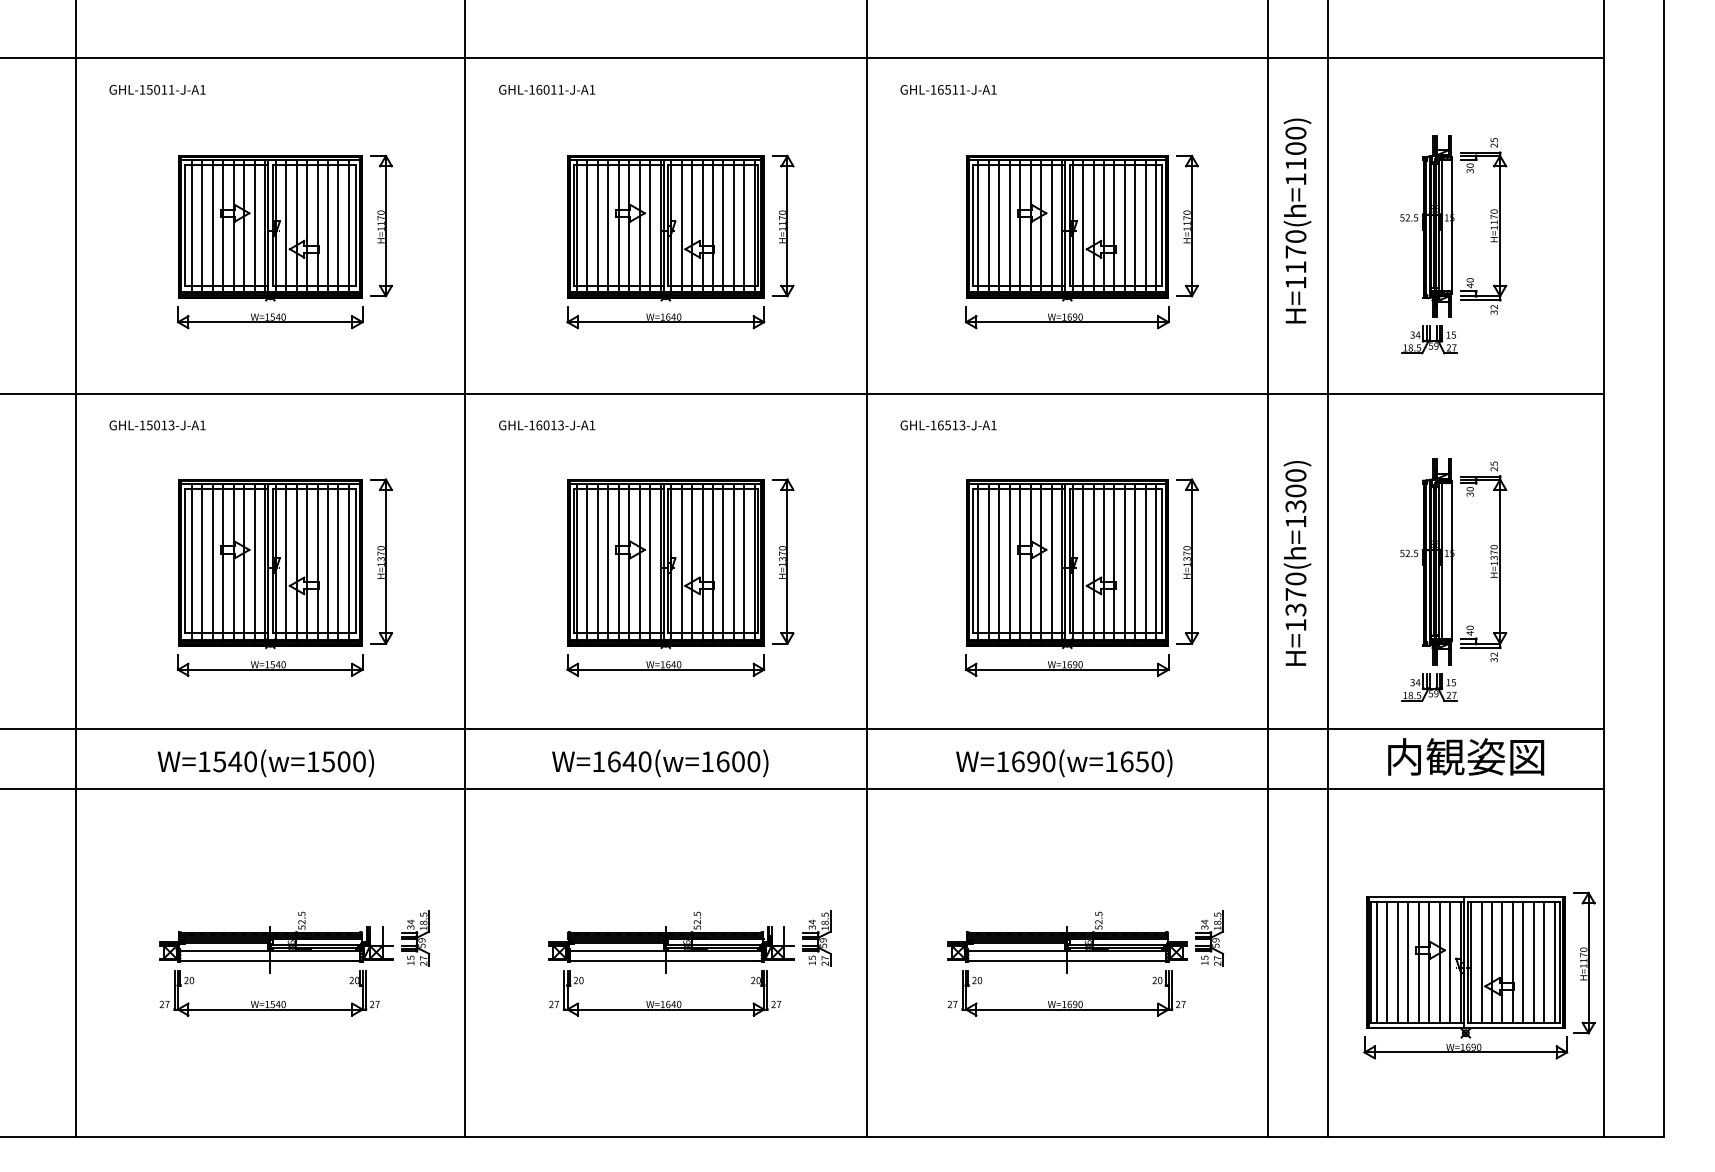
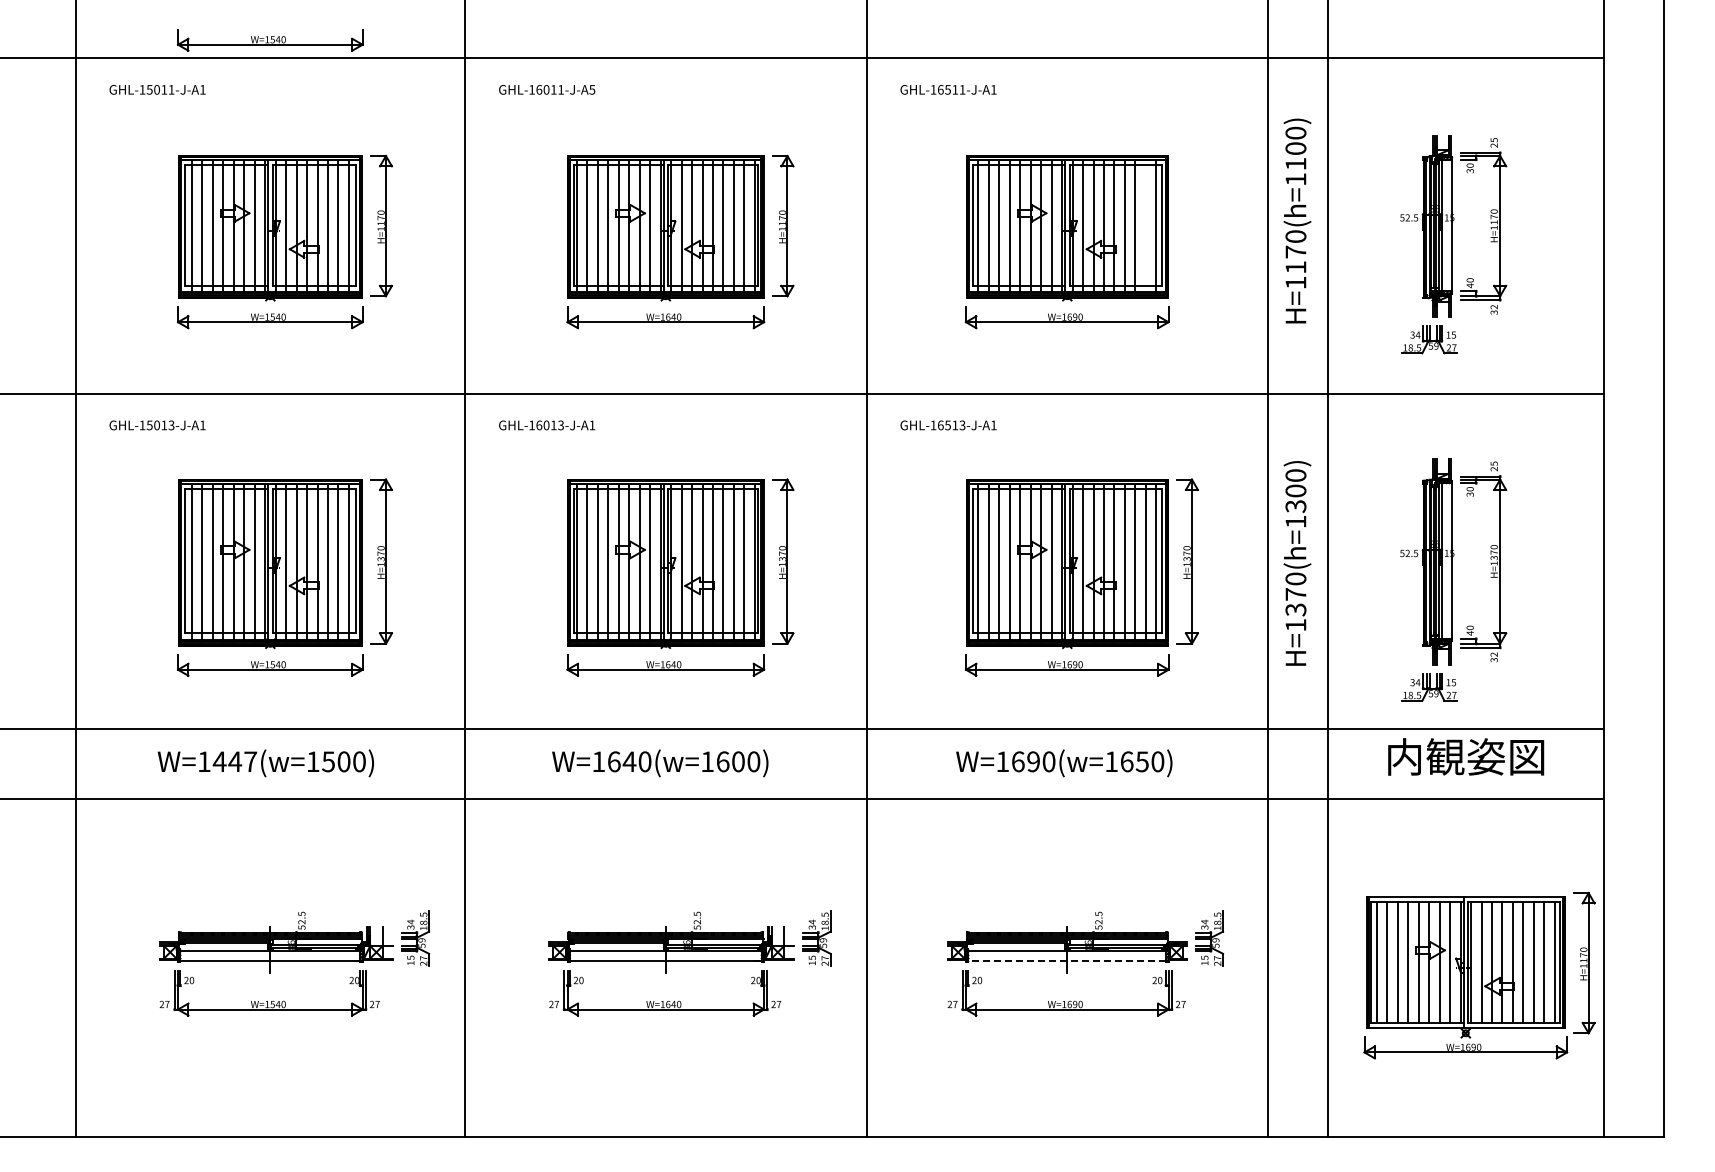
part: none -> present (270, 40)
text: GHL-16011-J-A1 -> GHL-16011-J-A5 (592, 89)
part: present -> none (1187, 225)
line: present -> none (1145, 227)
text: W=1540(w=1500) -> W=1447(w=1500) (234, 761)
line position: (802, 789) -> (802, 799) (802, 799)
line: solid -> dashed (1067, 961)
